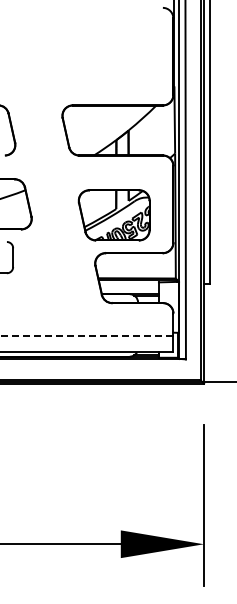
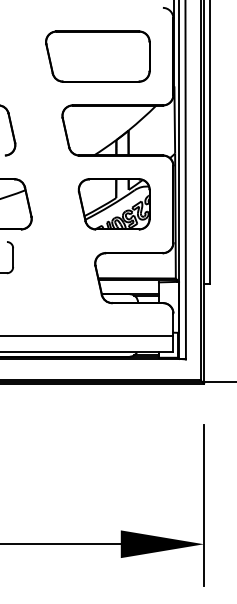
part: none -> present (97, 56)
part position: (113, 215) -> (113, 204) (113, 204)
line: dashed -> solid (86, 335)
